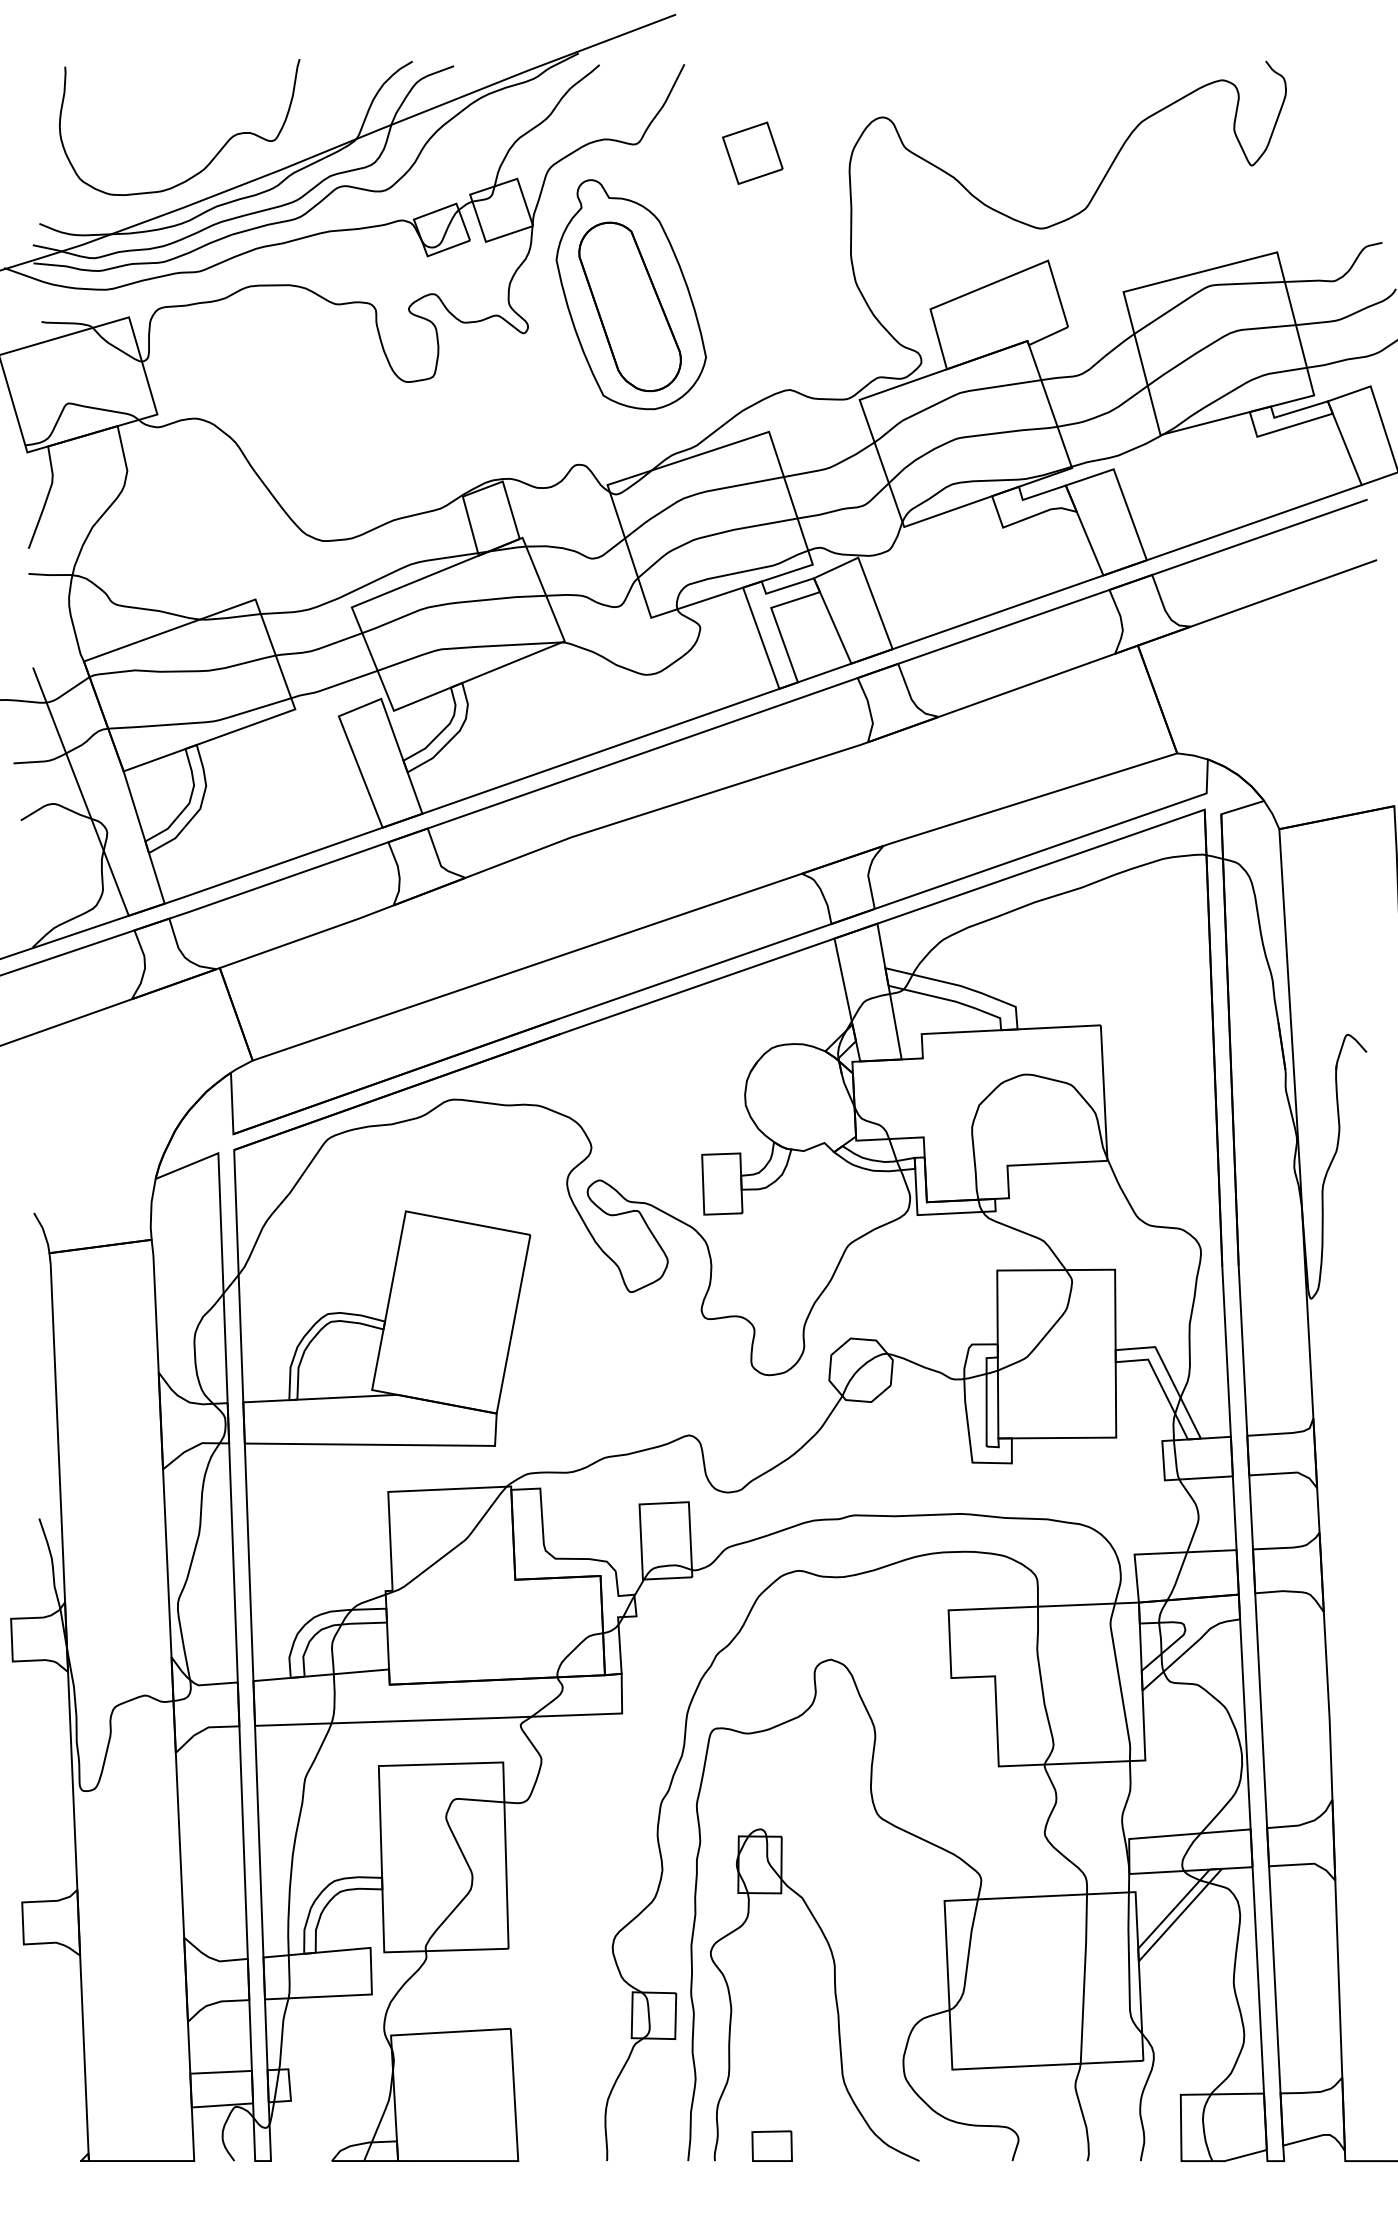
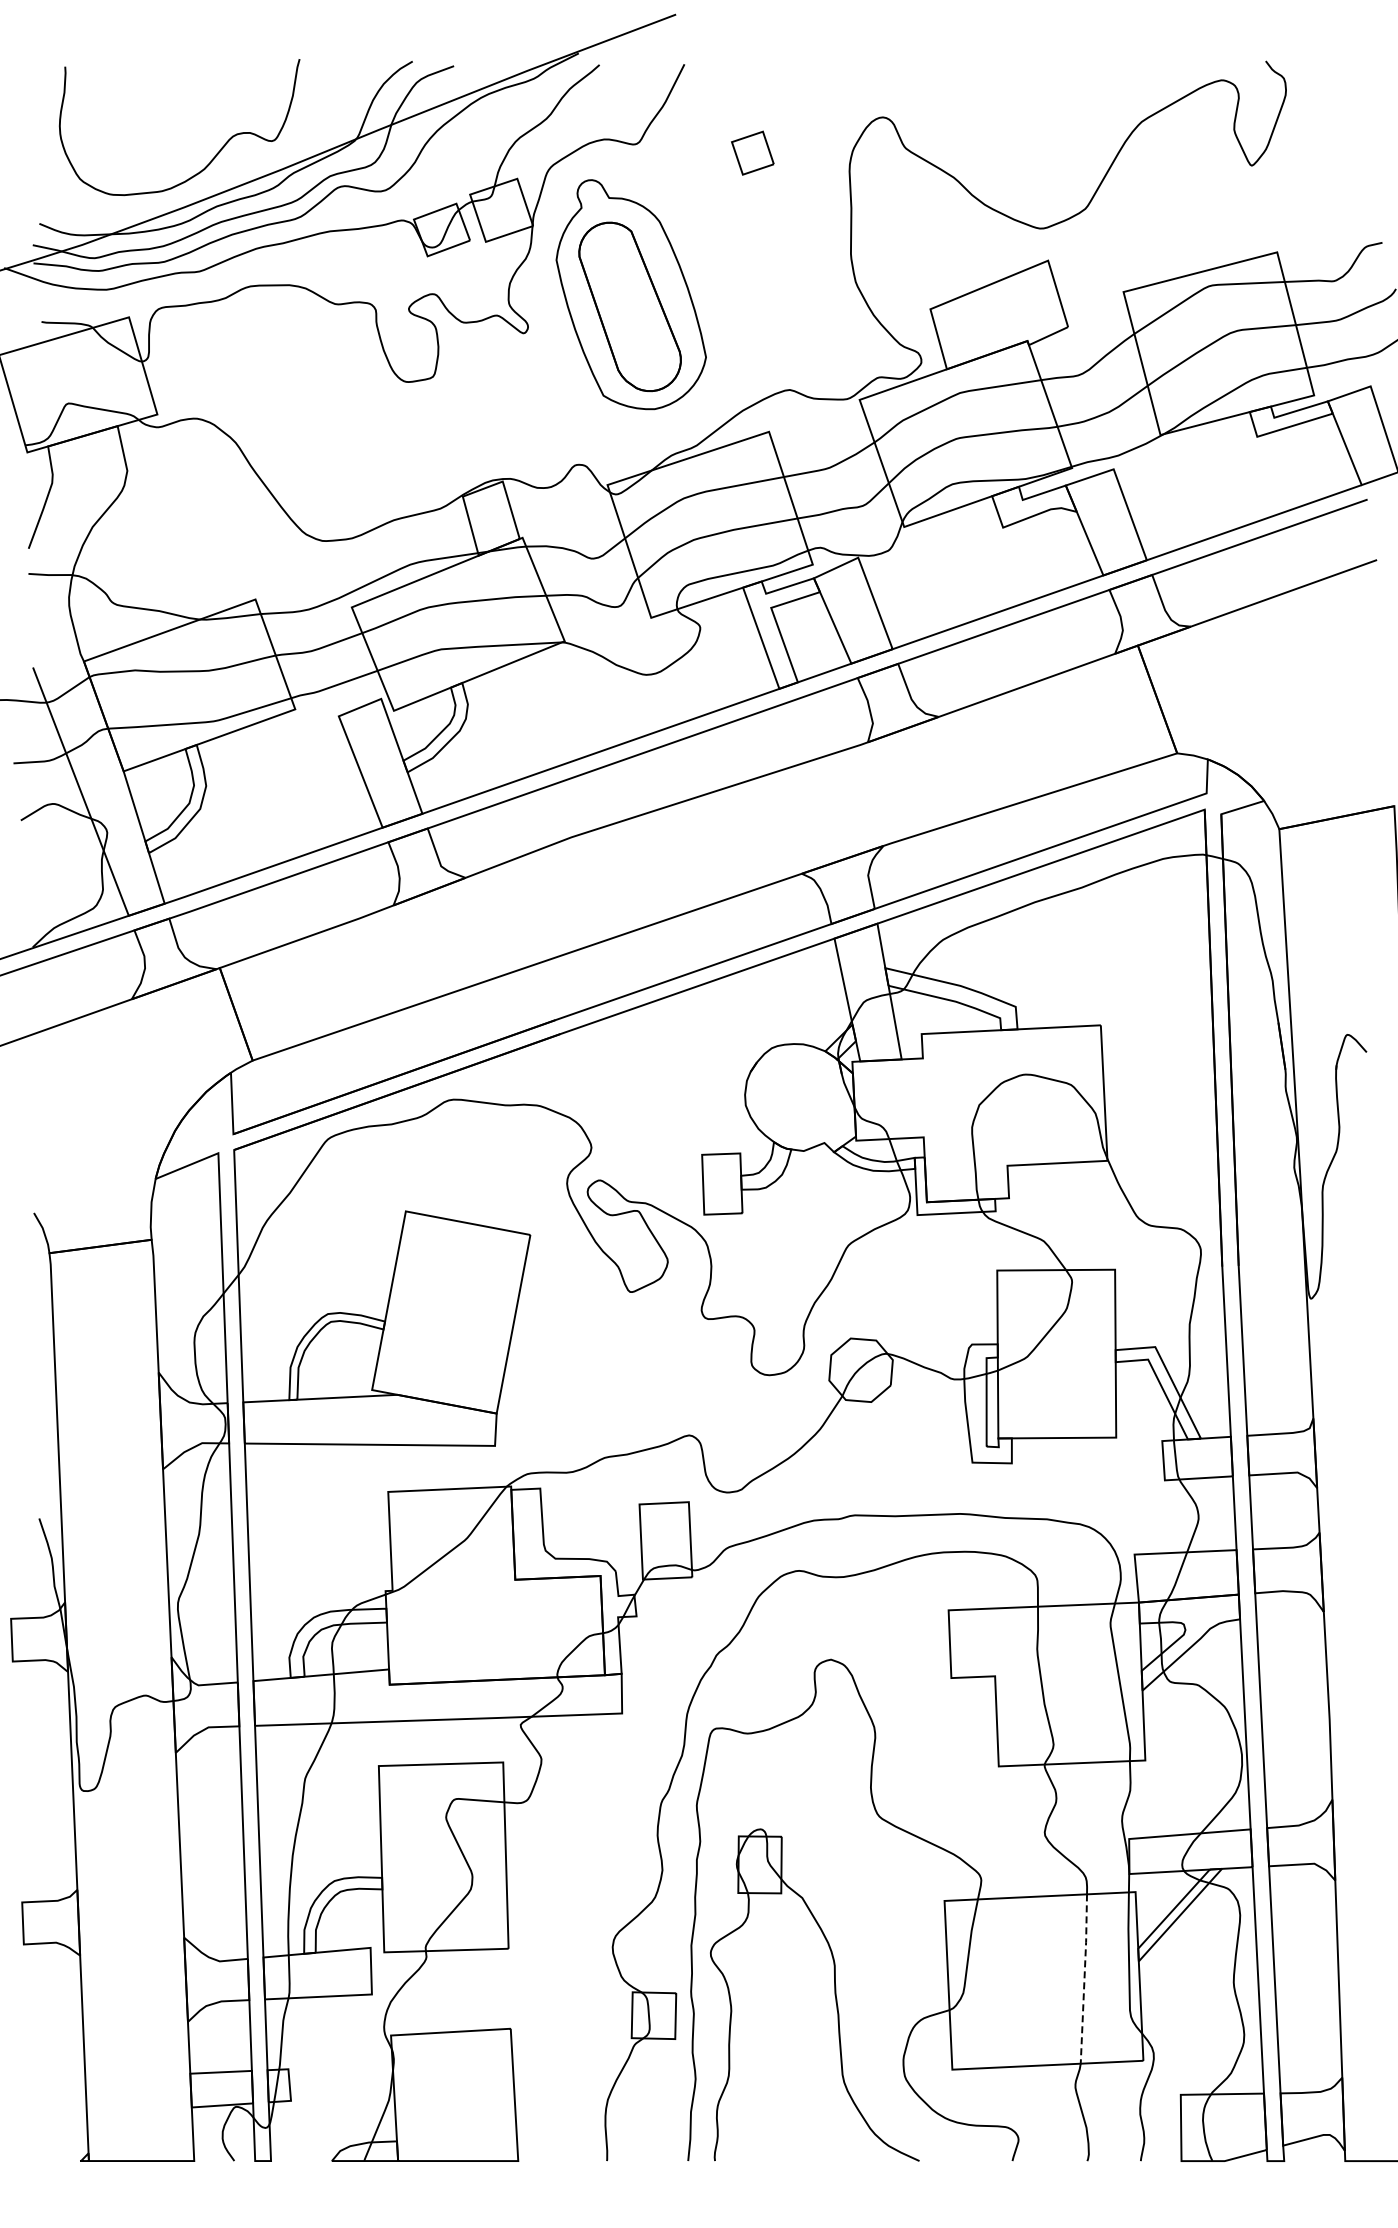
part size: 62x64 px -> 44x46 px (752, 152)
line: solid -> dashed (1084, 1979)
part: present -> none (771, 2145)
